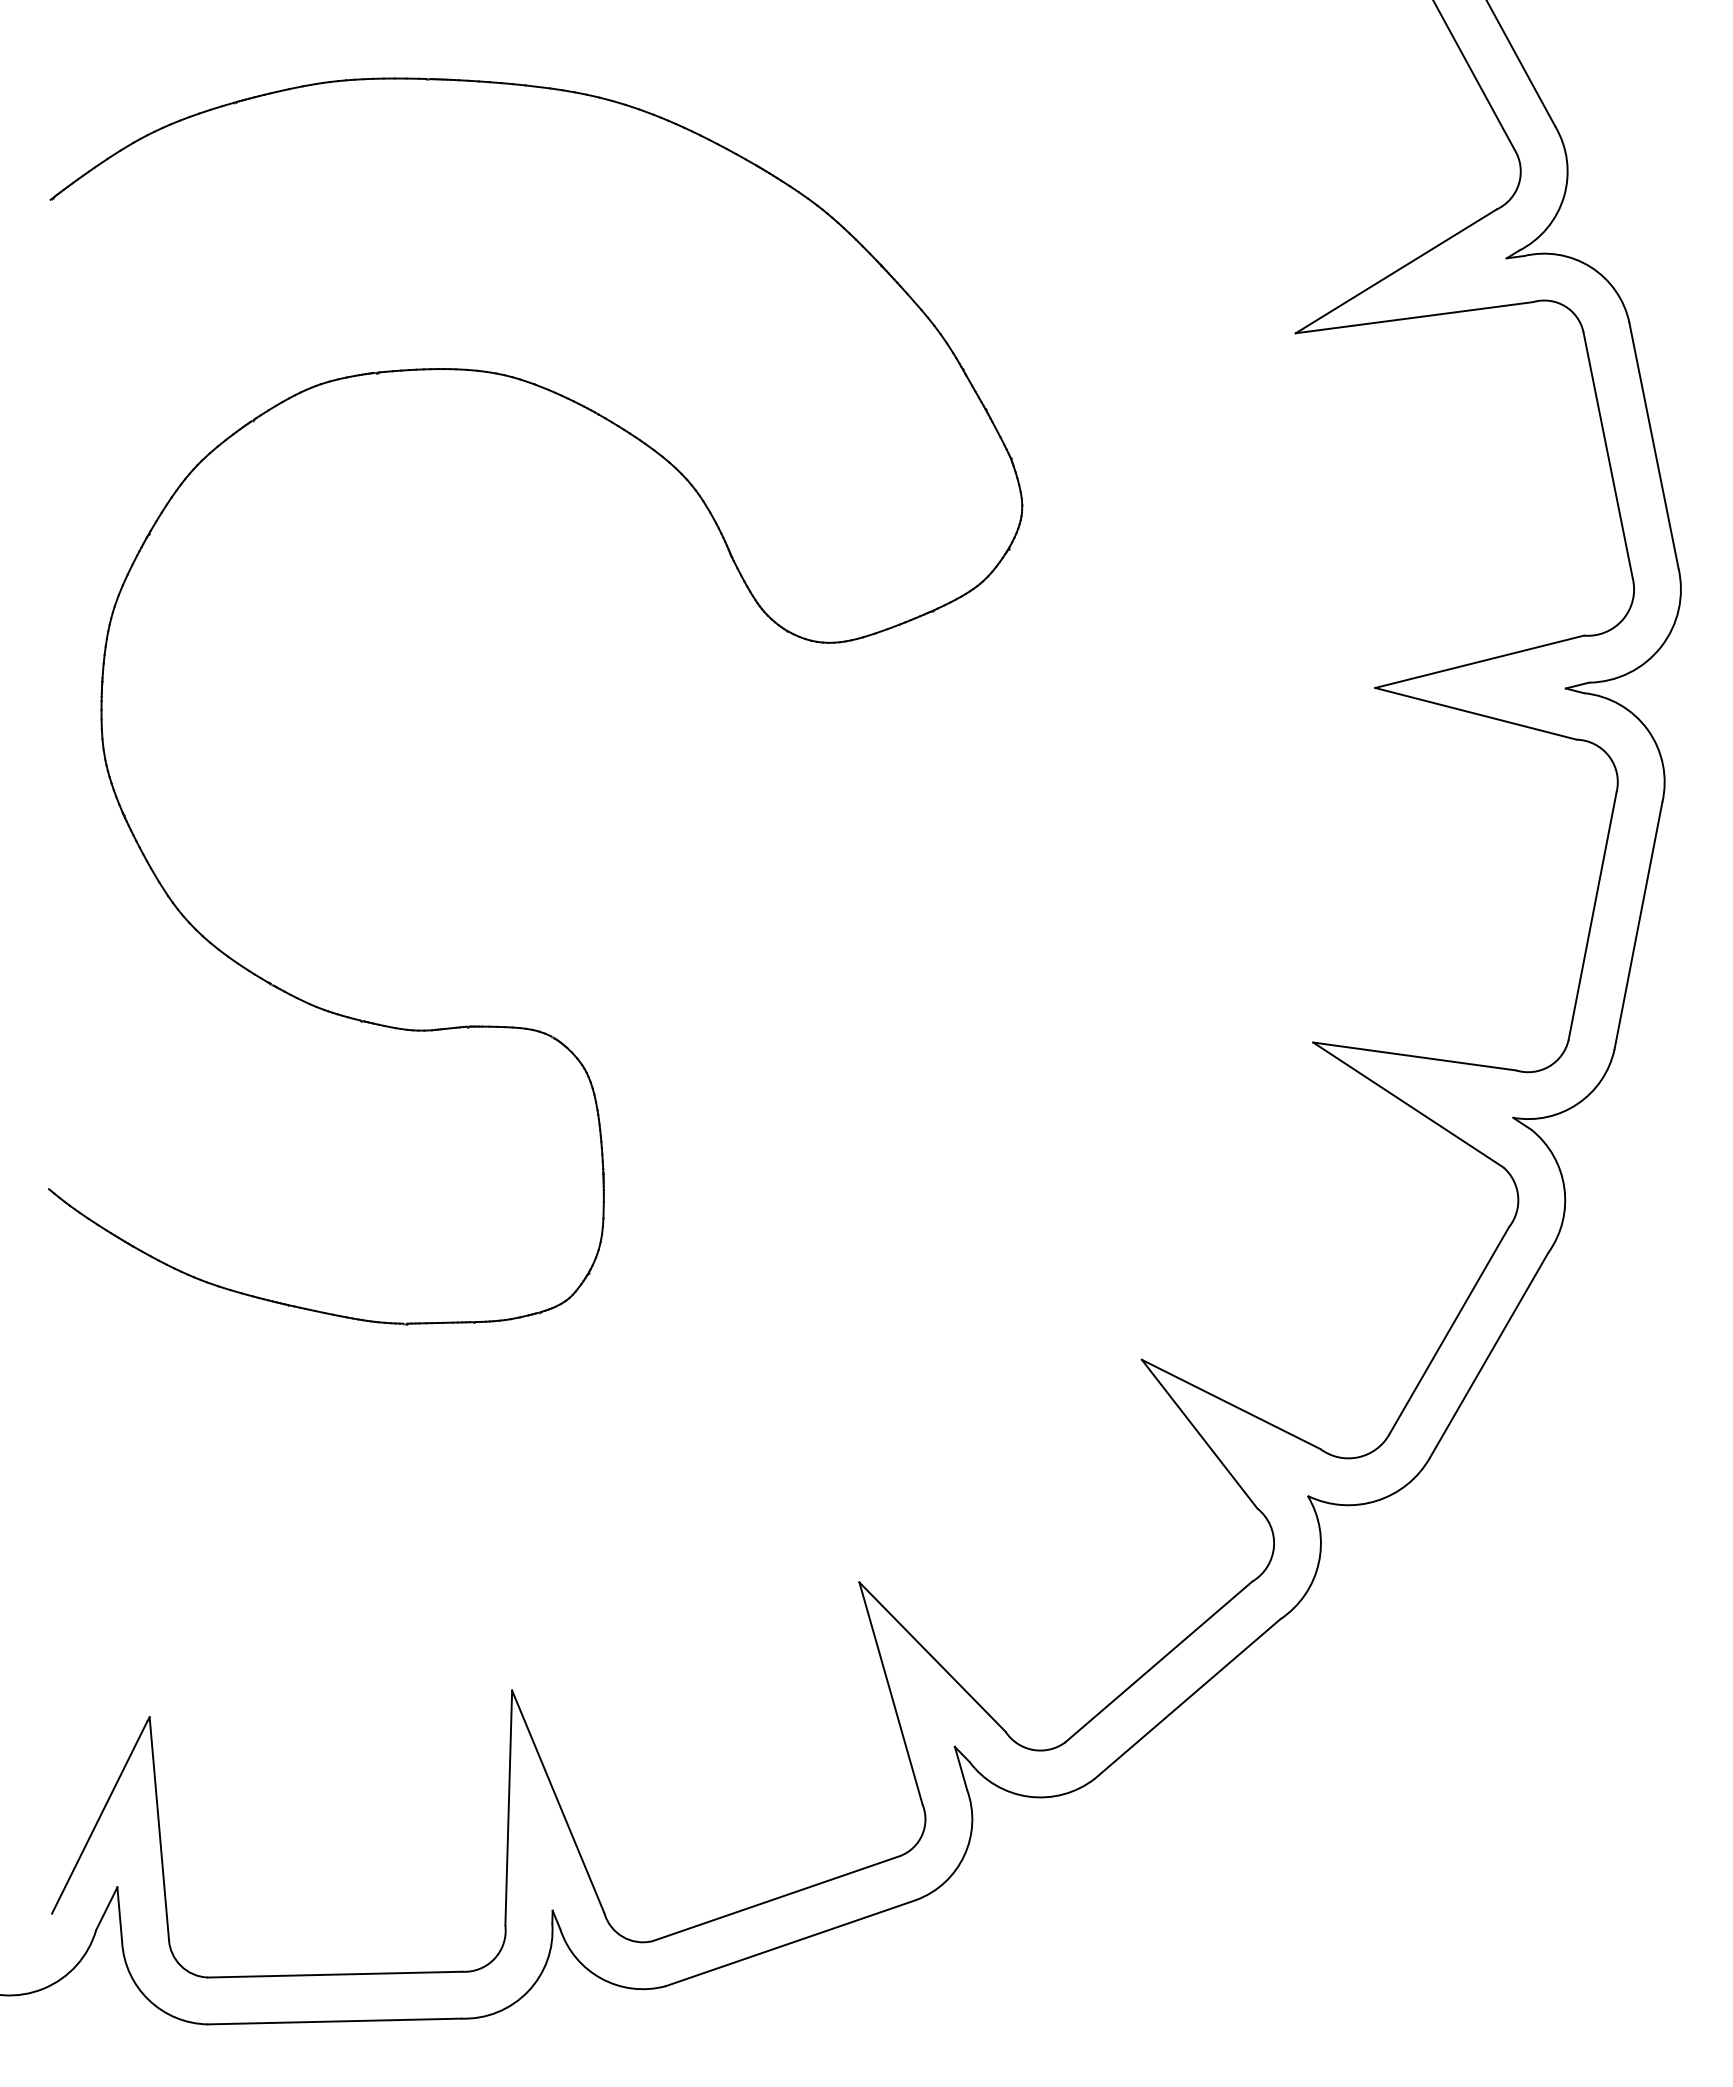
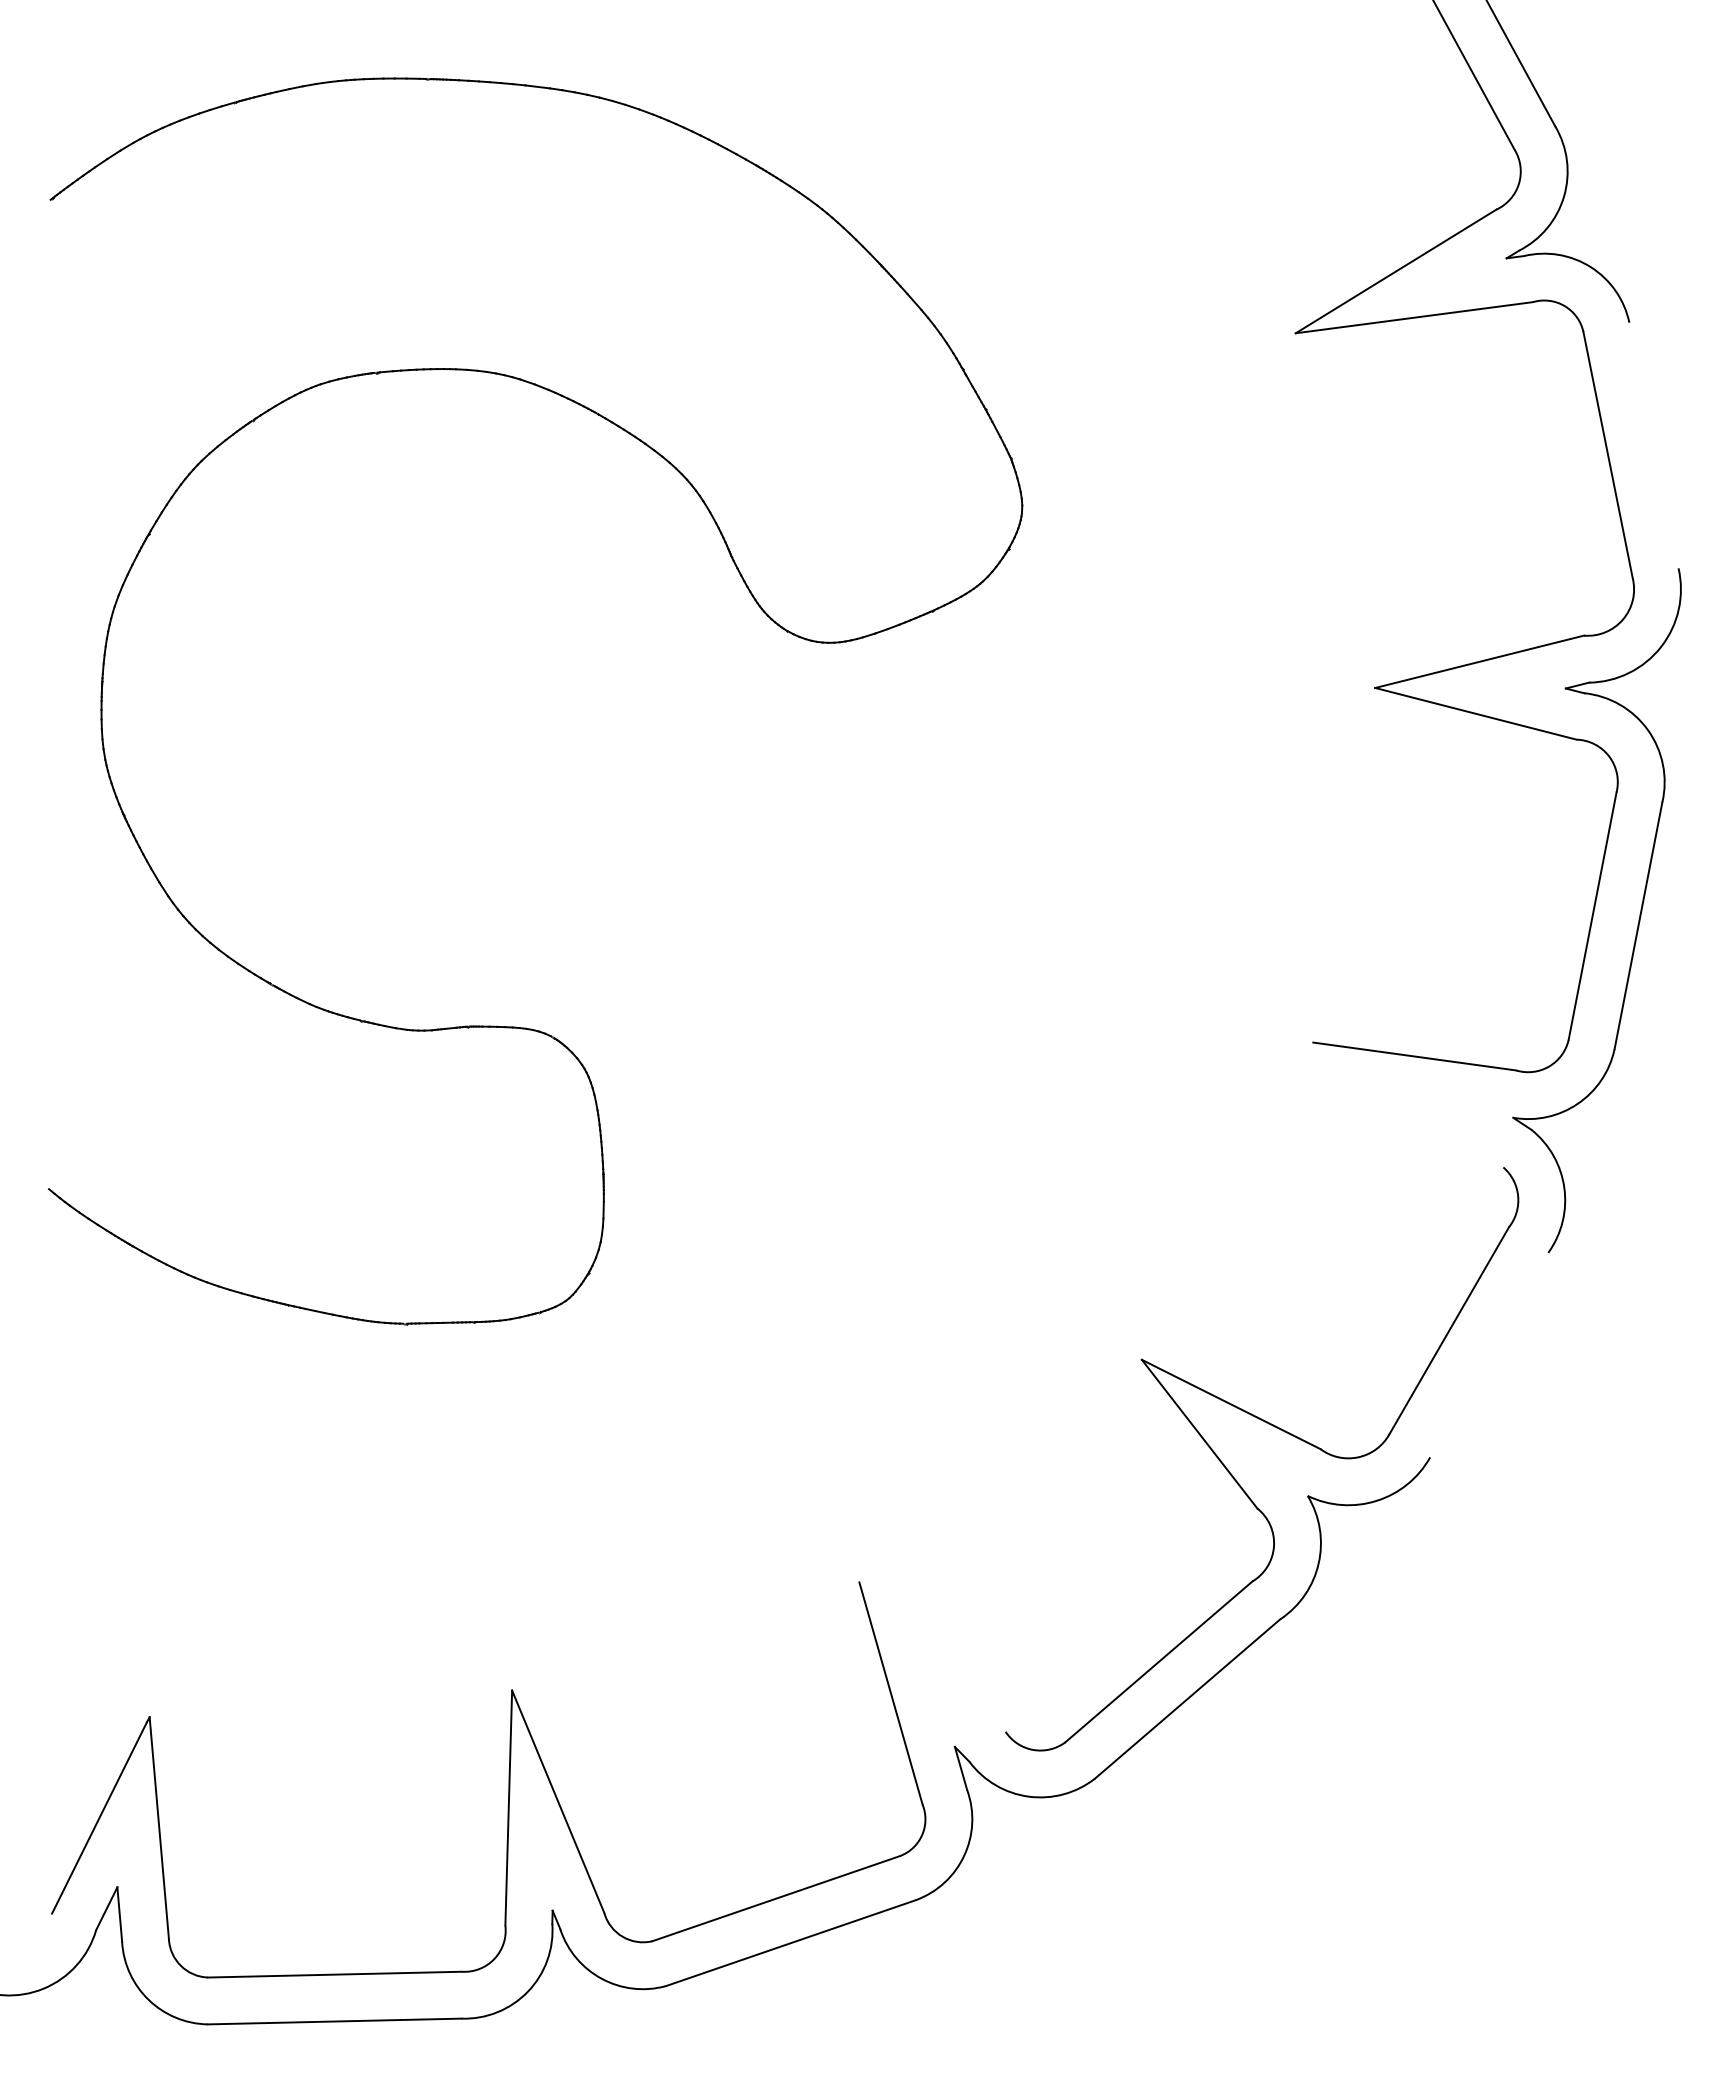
line: present -> none (1653, 445)
line: present -> none (1408, 1104)
line: present -> none (1489, 1354)
line: present -> none (932, 1656)
